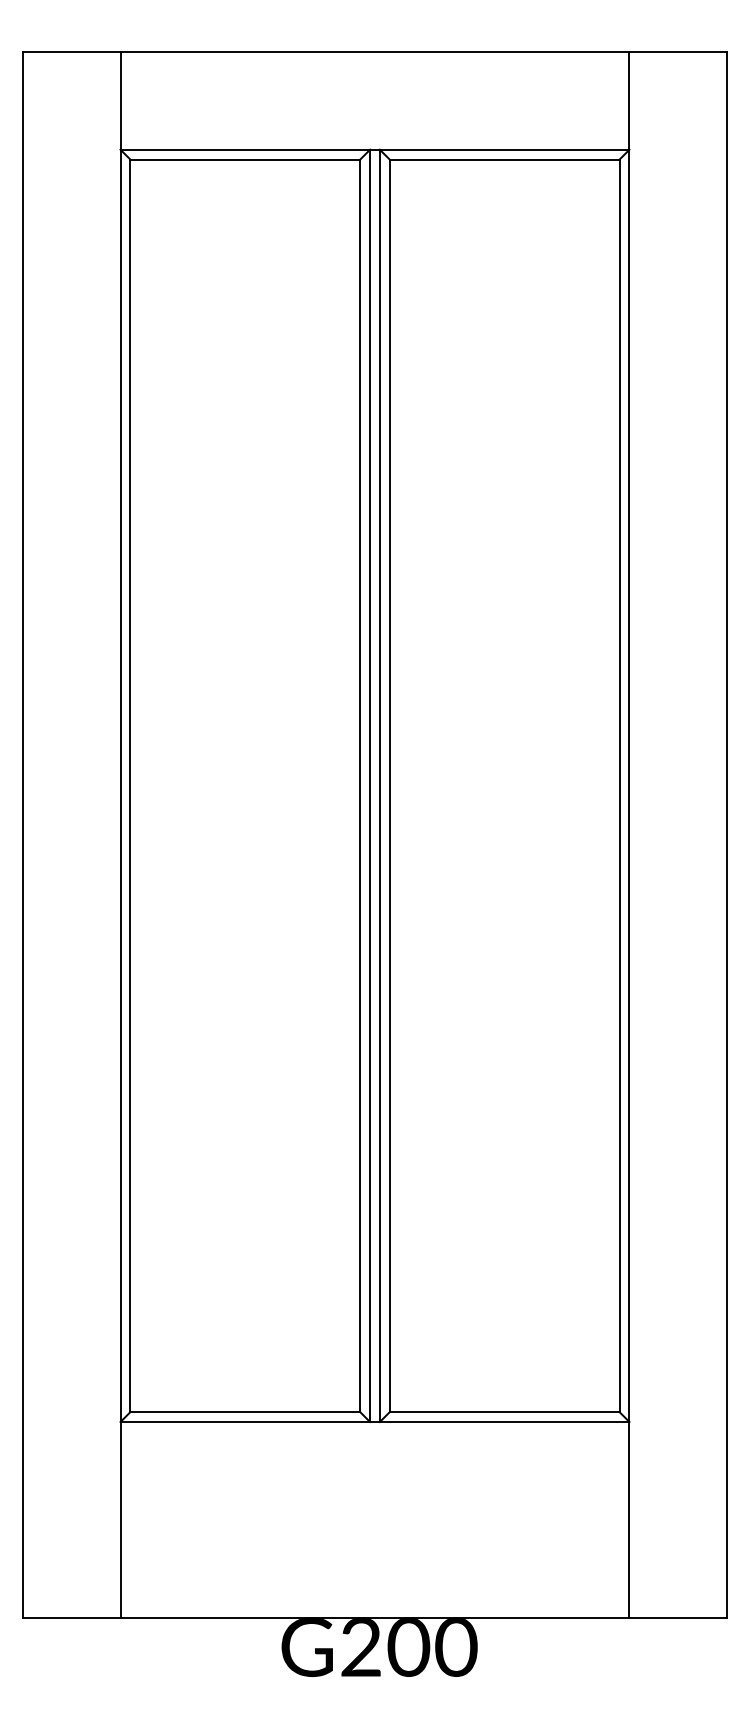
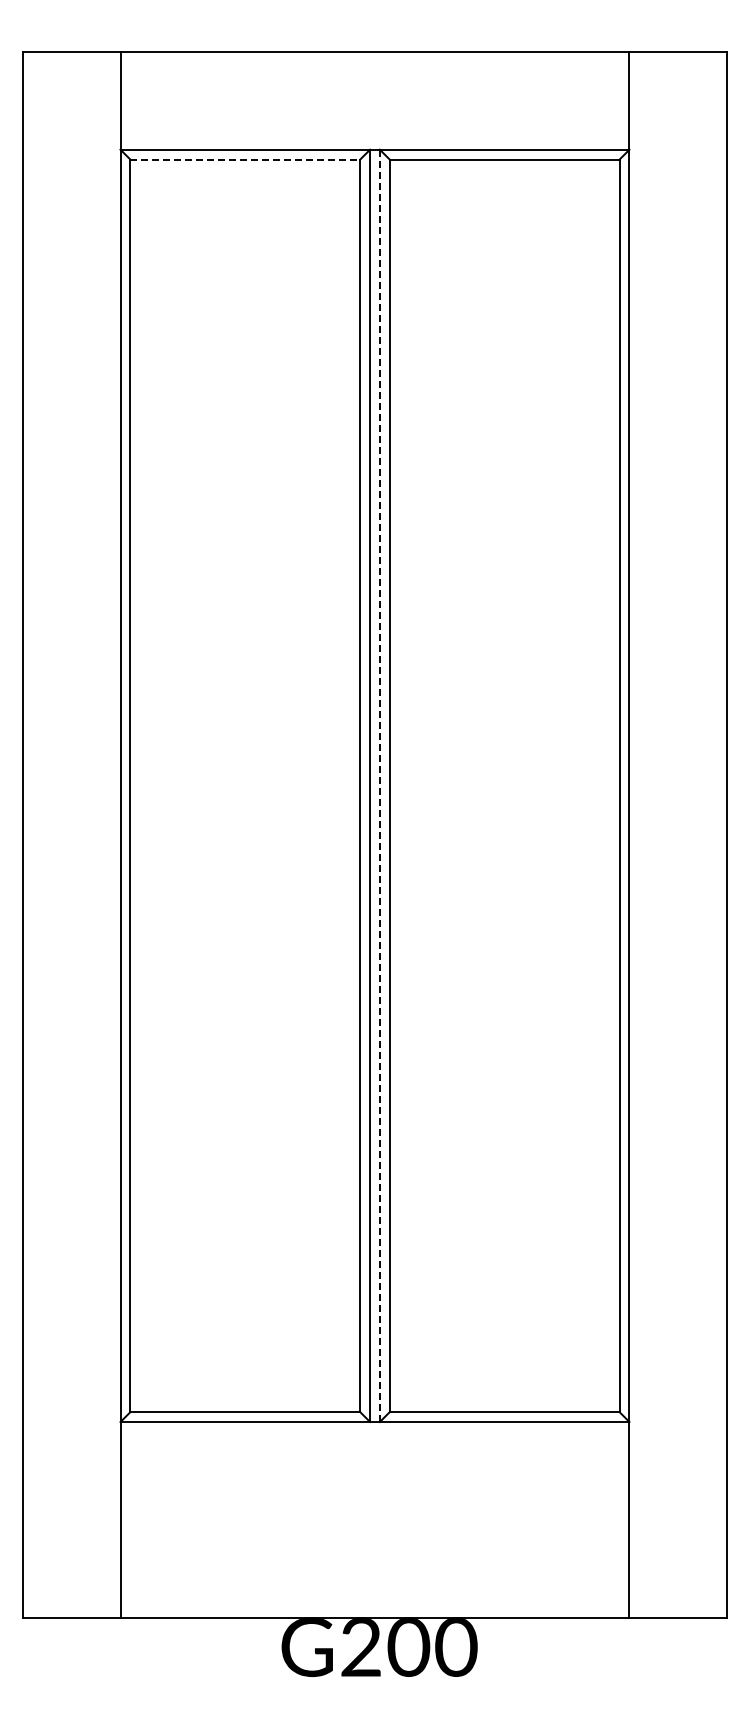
line: solid -> dashed (245, 159)
line: solid -> dashed (379, 785)
